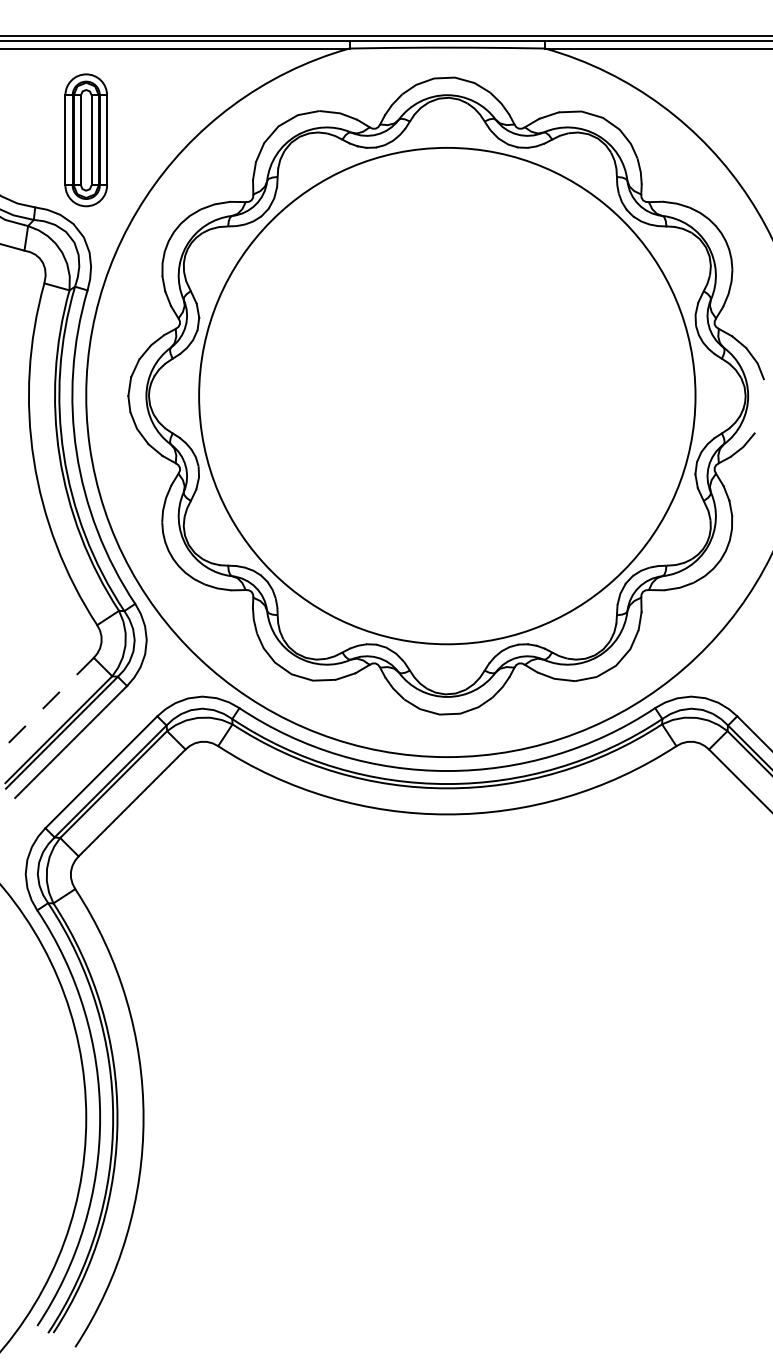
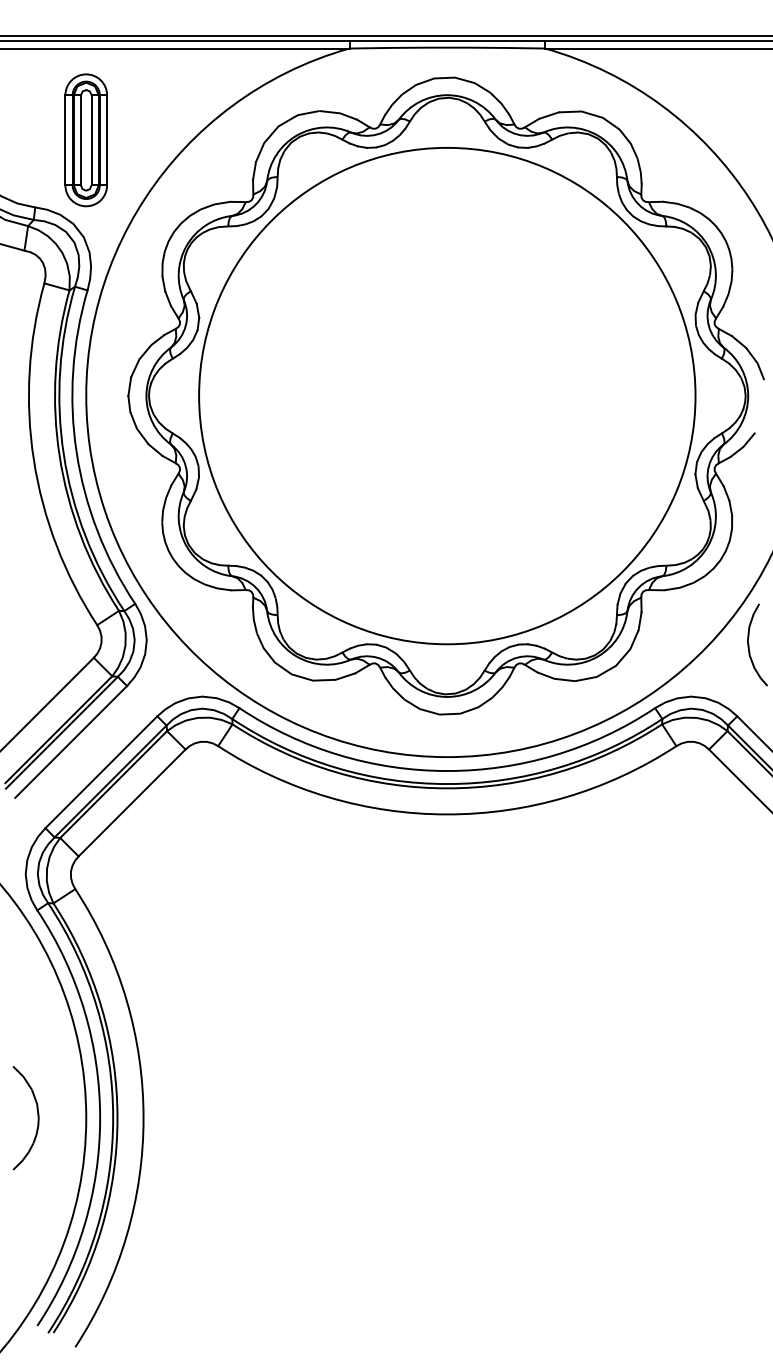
curve: none -> present (749, 644)
line: dashed -> solid (46, 704)
part: none -> present (37, 1118)
